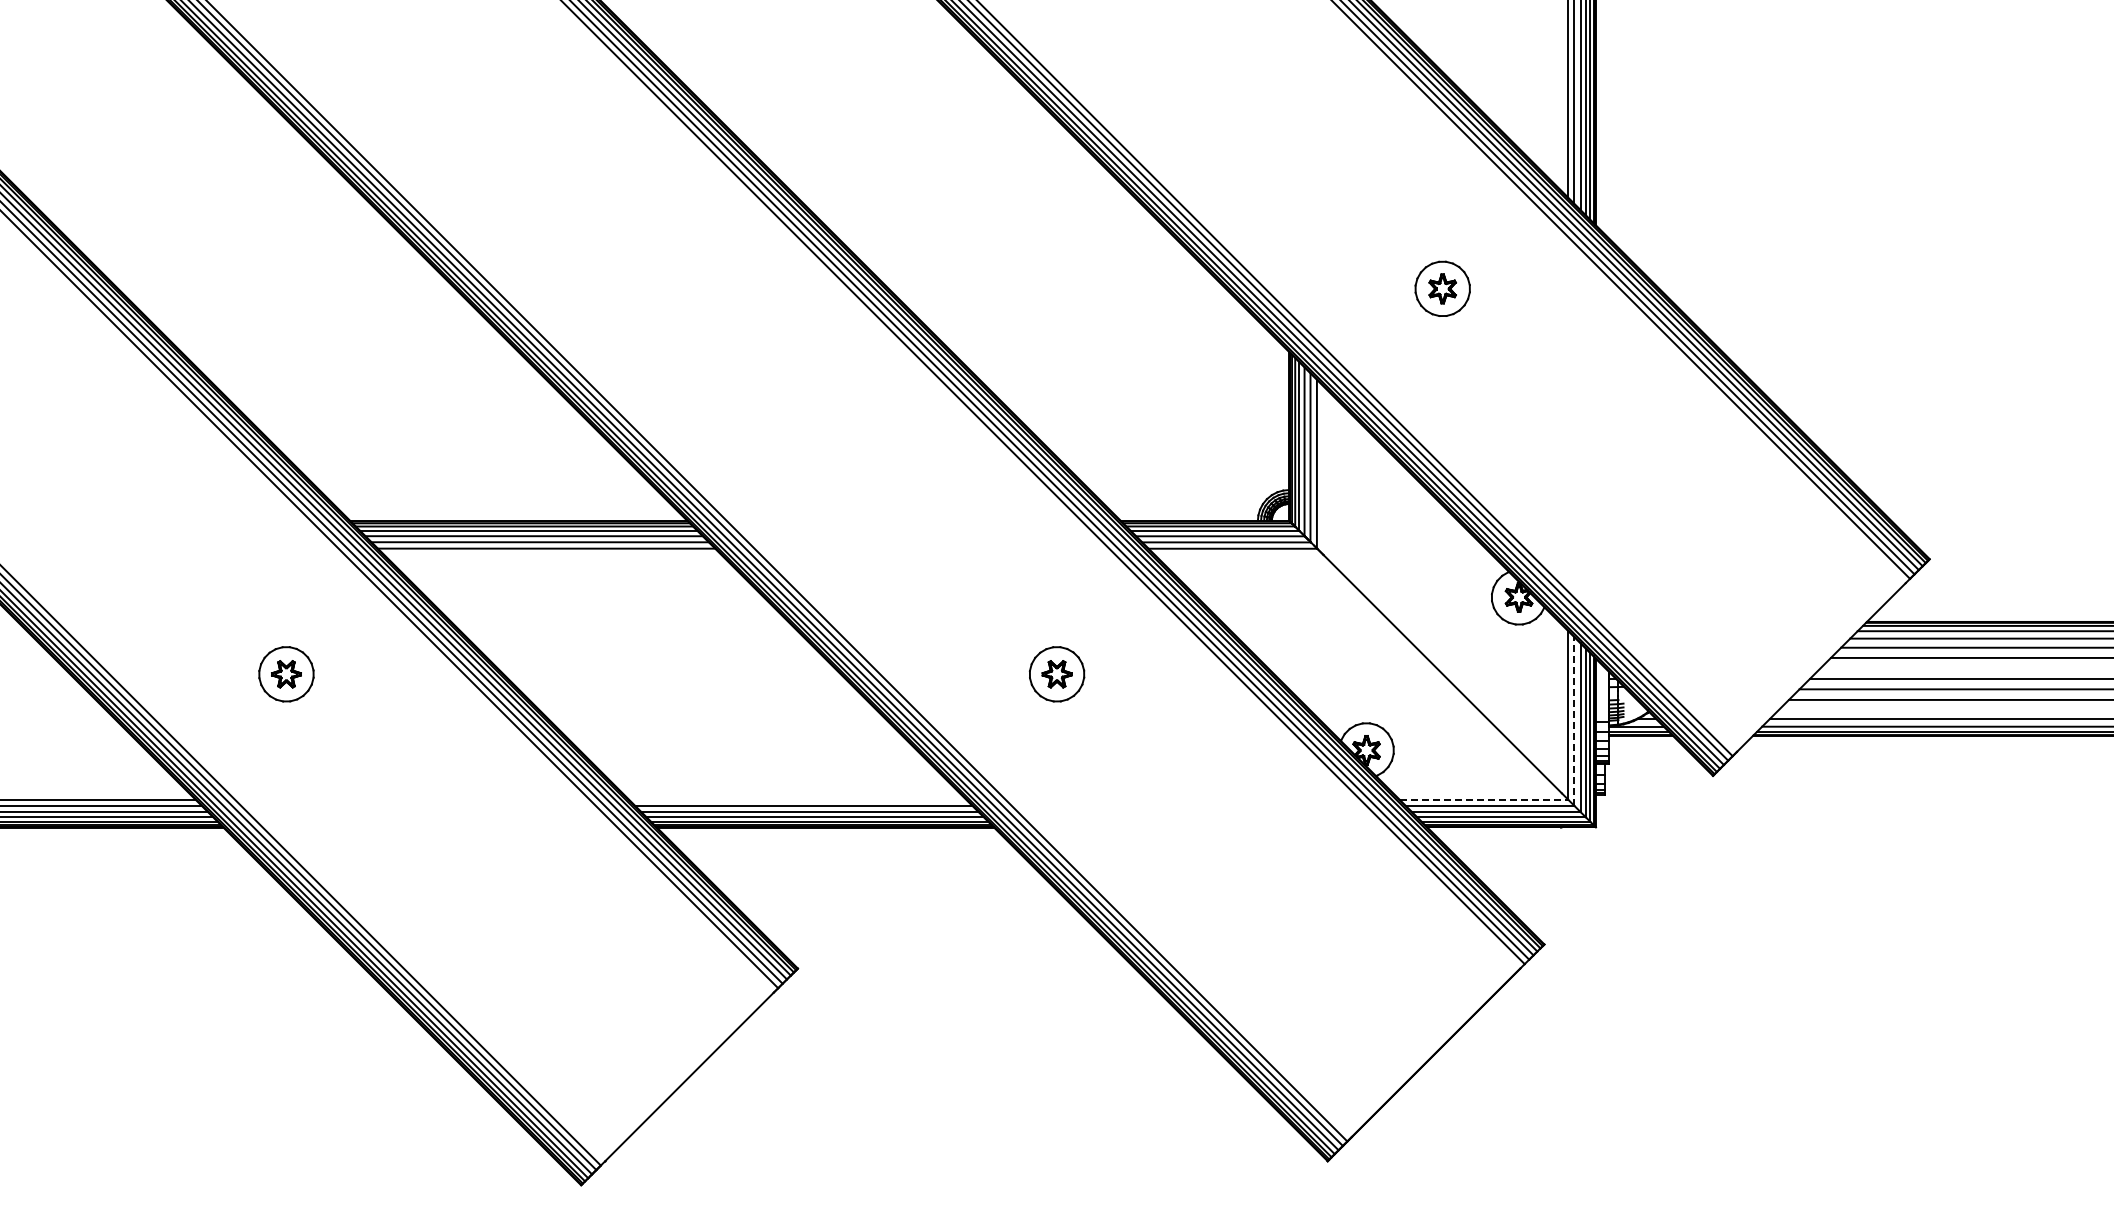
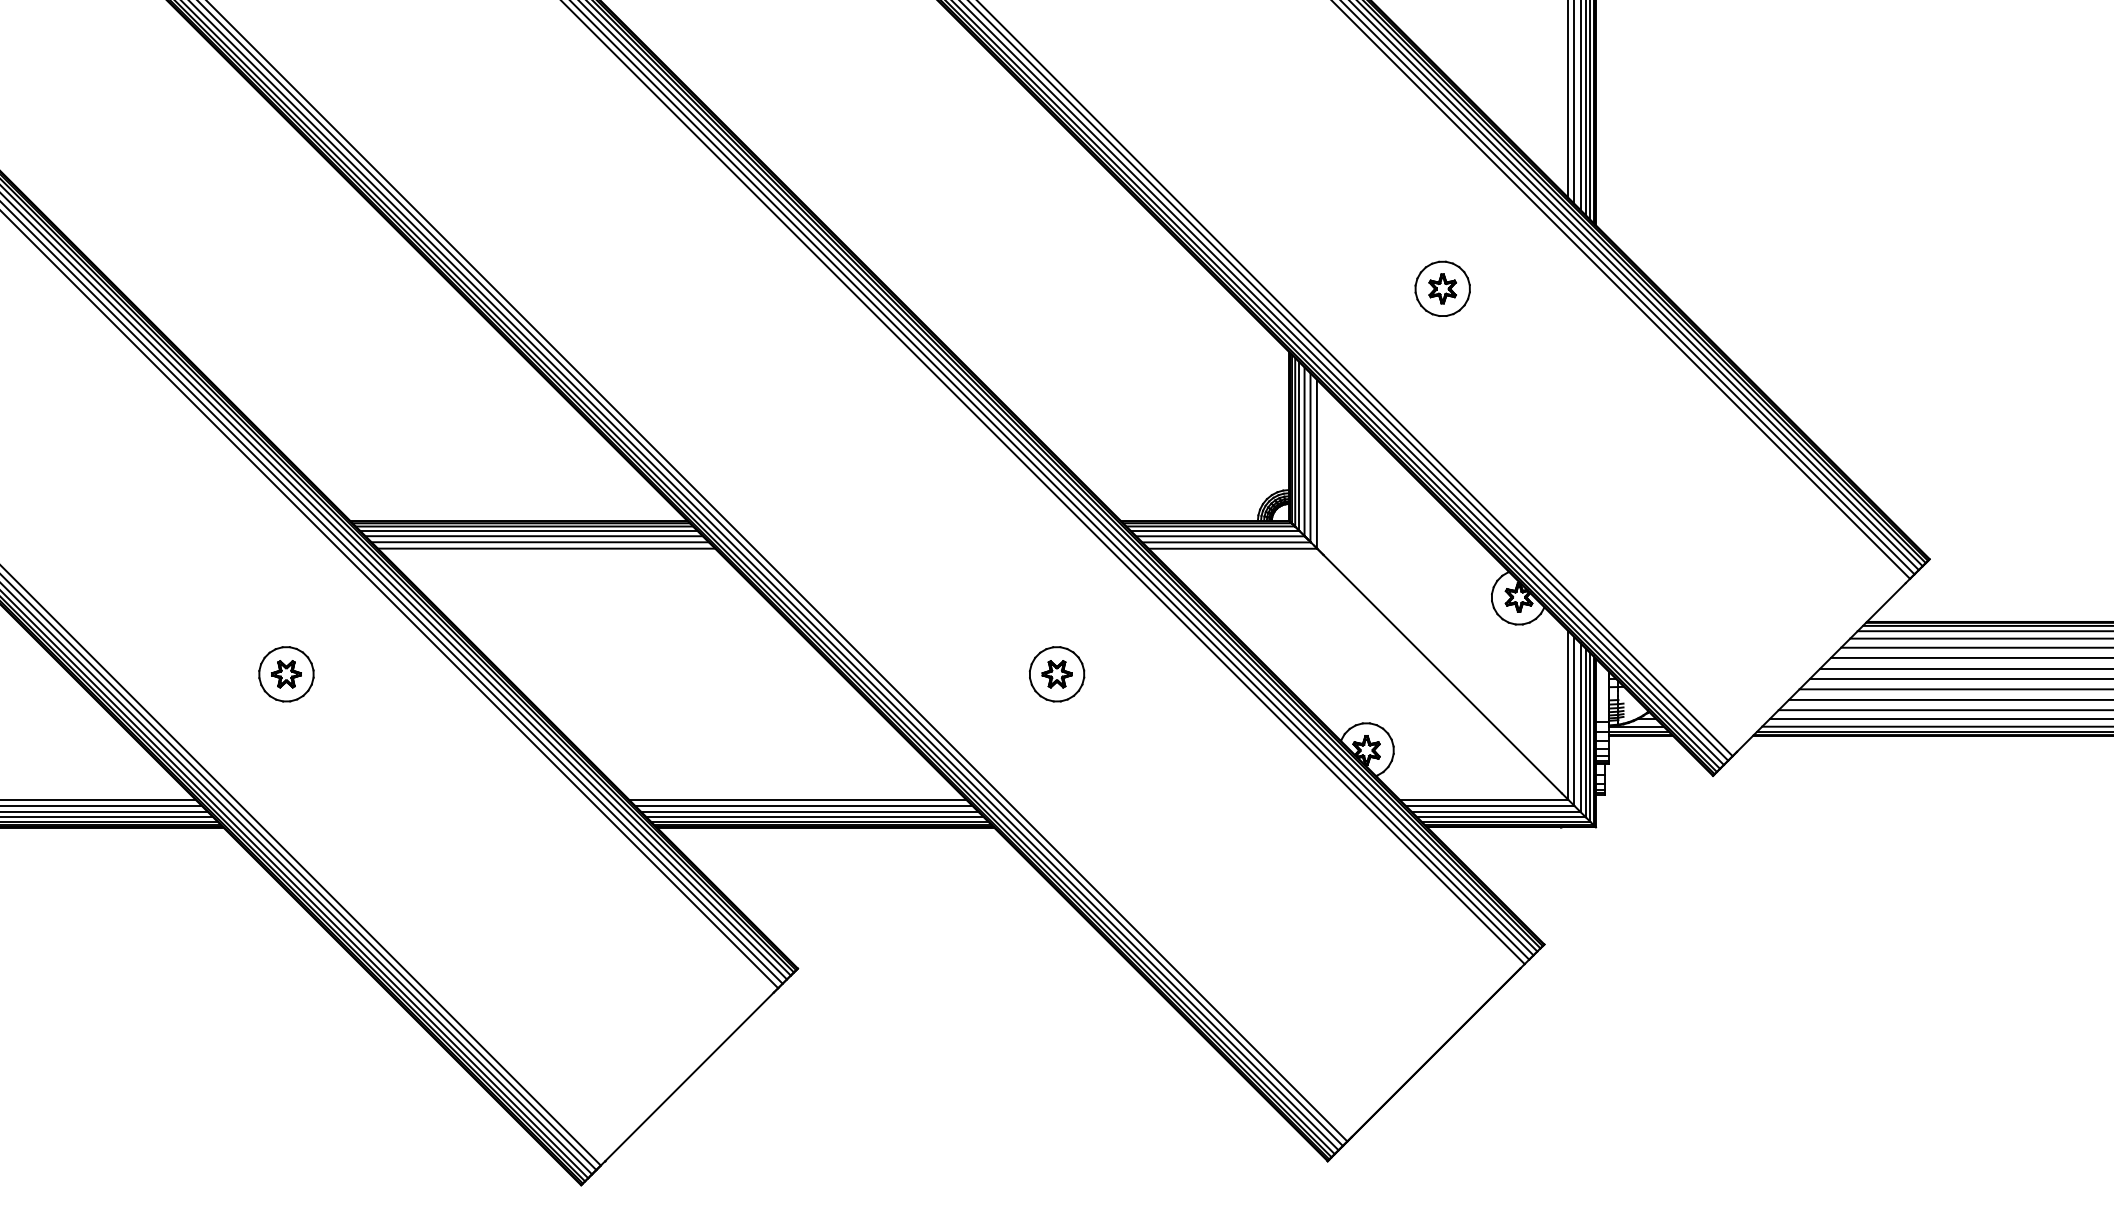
line: none -> present (1965, 668)
line: none -> present (1944, 710)
line: dashed -> solid (1574, 721)
line: none -> present (797, 799)
line: dashed -> solid (1484, 799)
